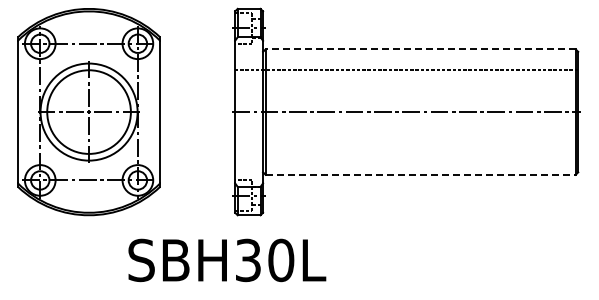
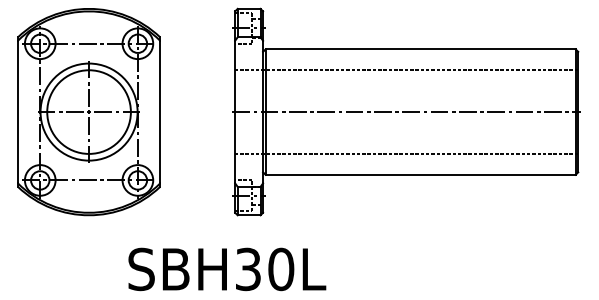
line: dashed -> solid (420, 49)
line: none -> present (406, 153)
line: dashed -> solid (421, 174)
text position: (227, 260) -> (227, 269) (227, 269)
